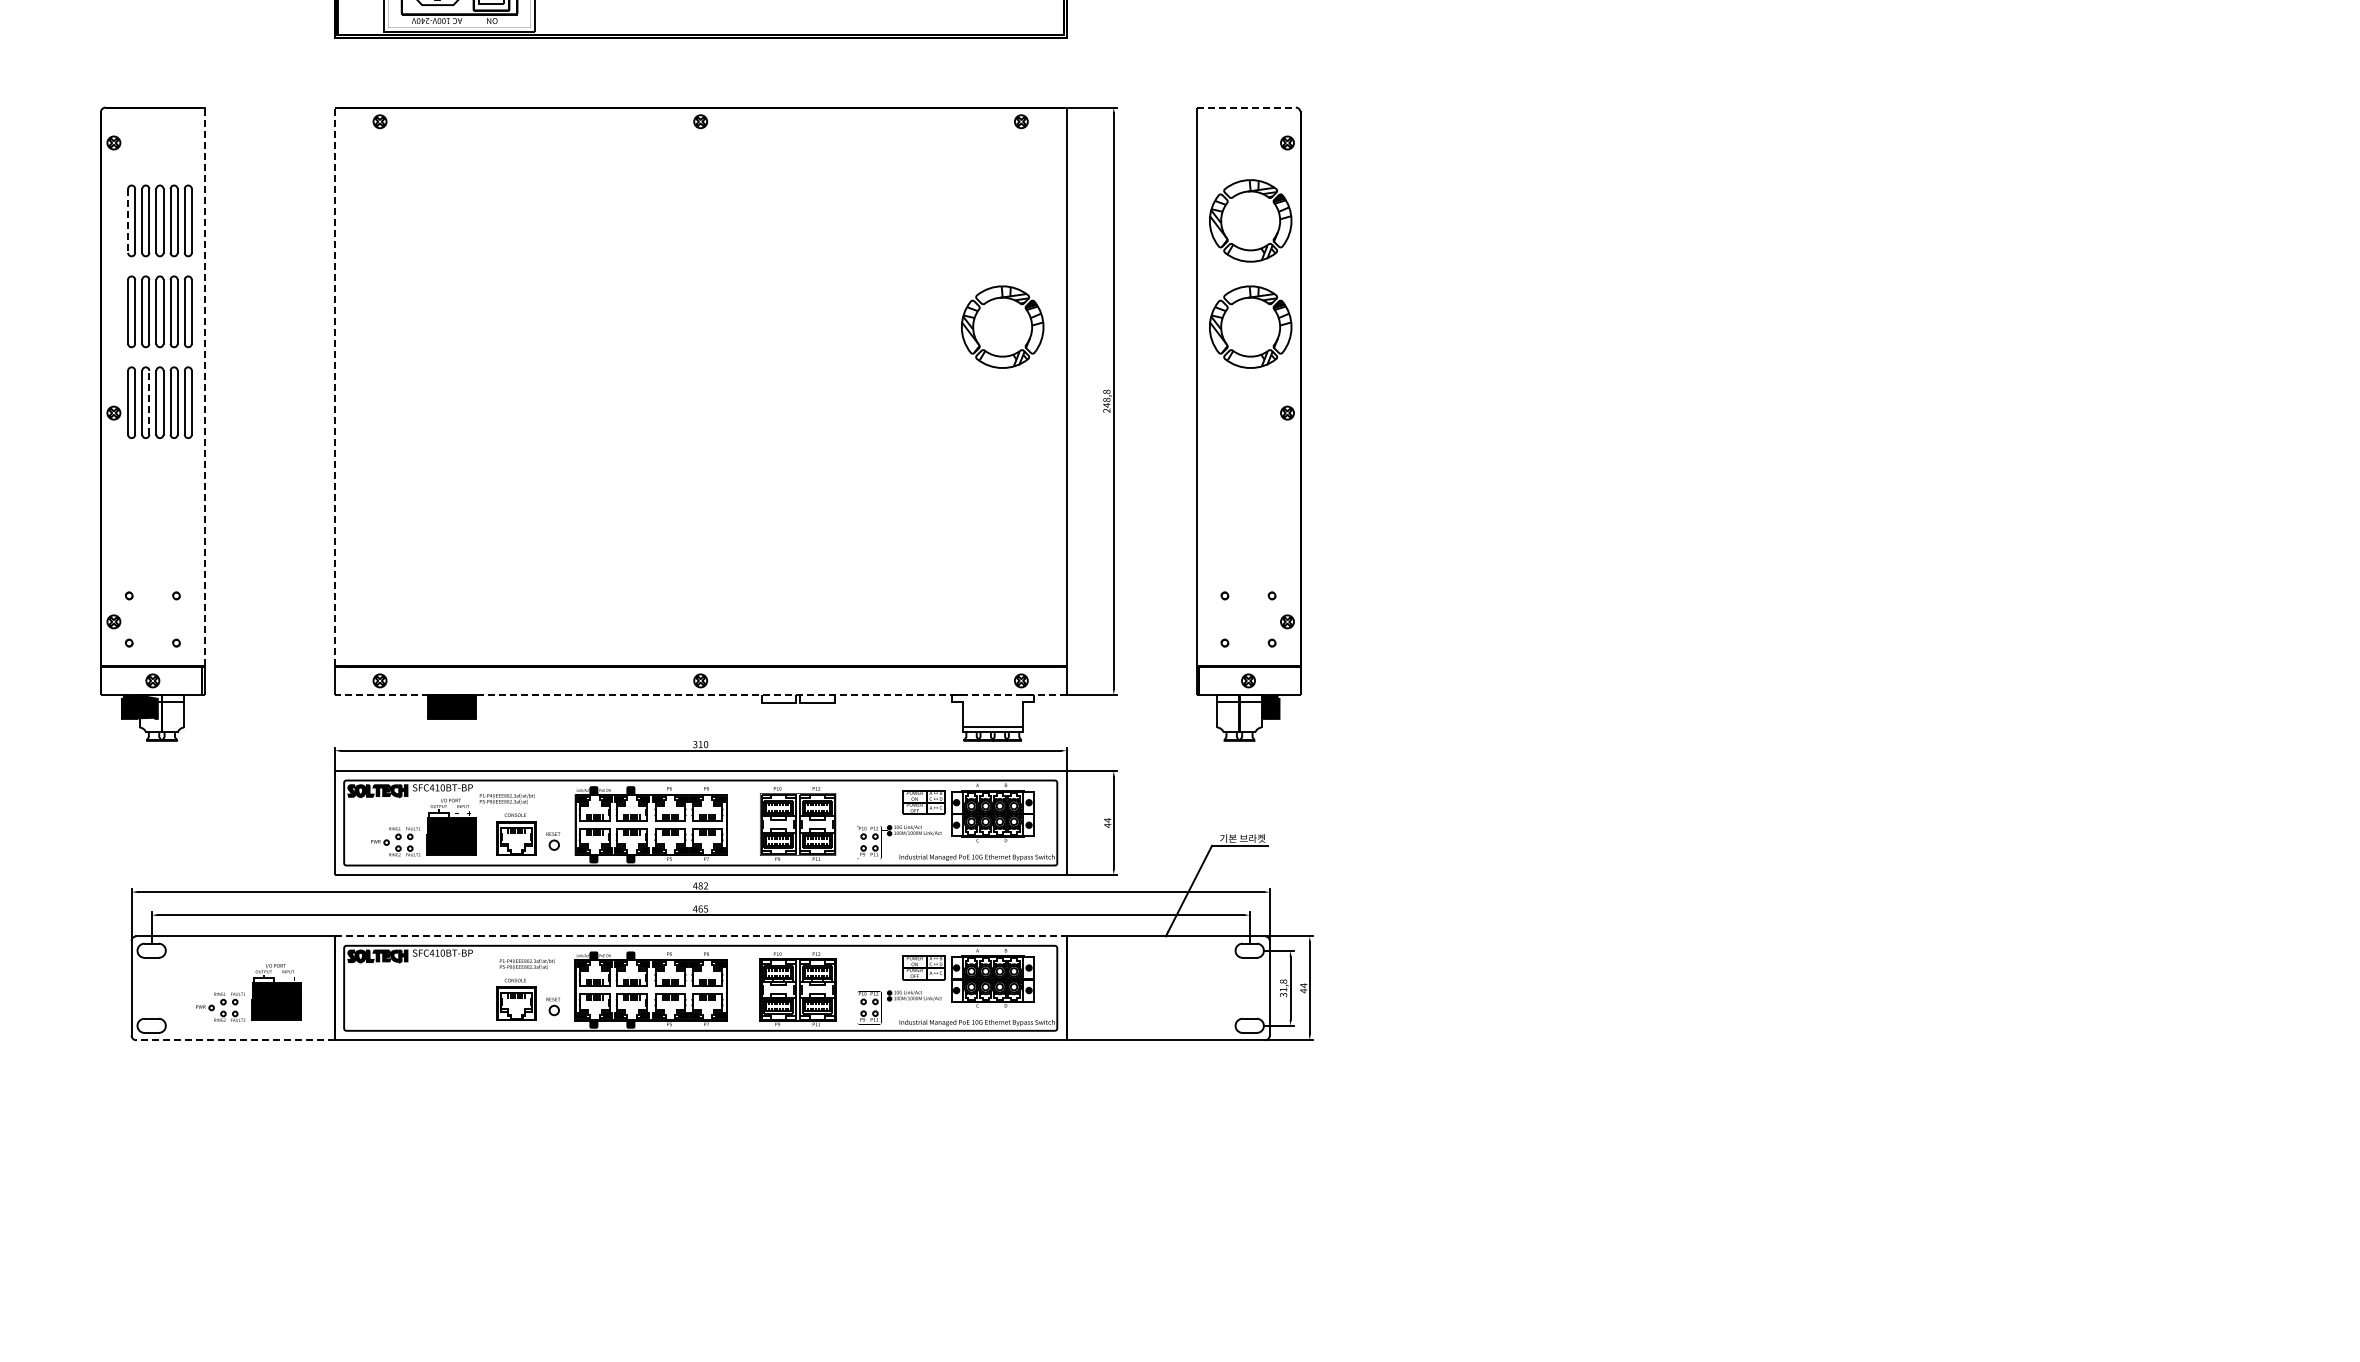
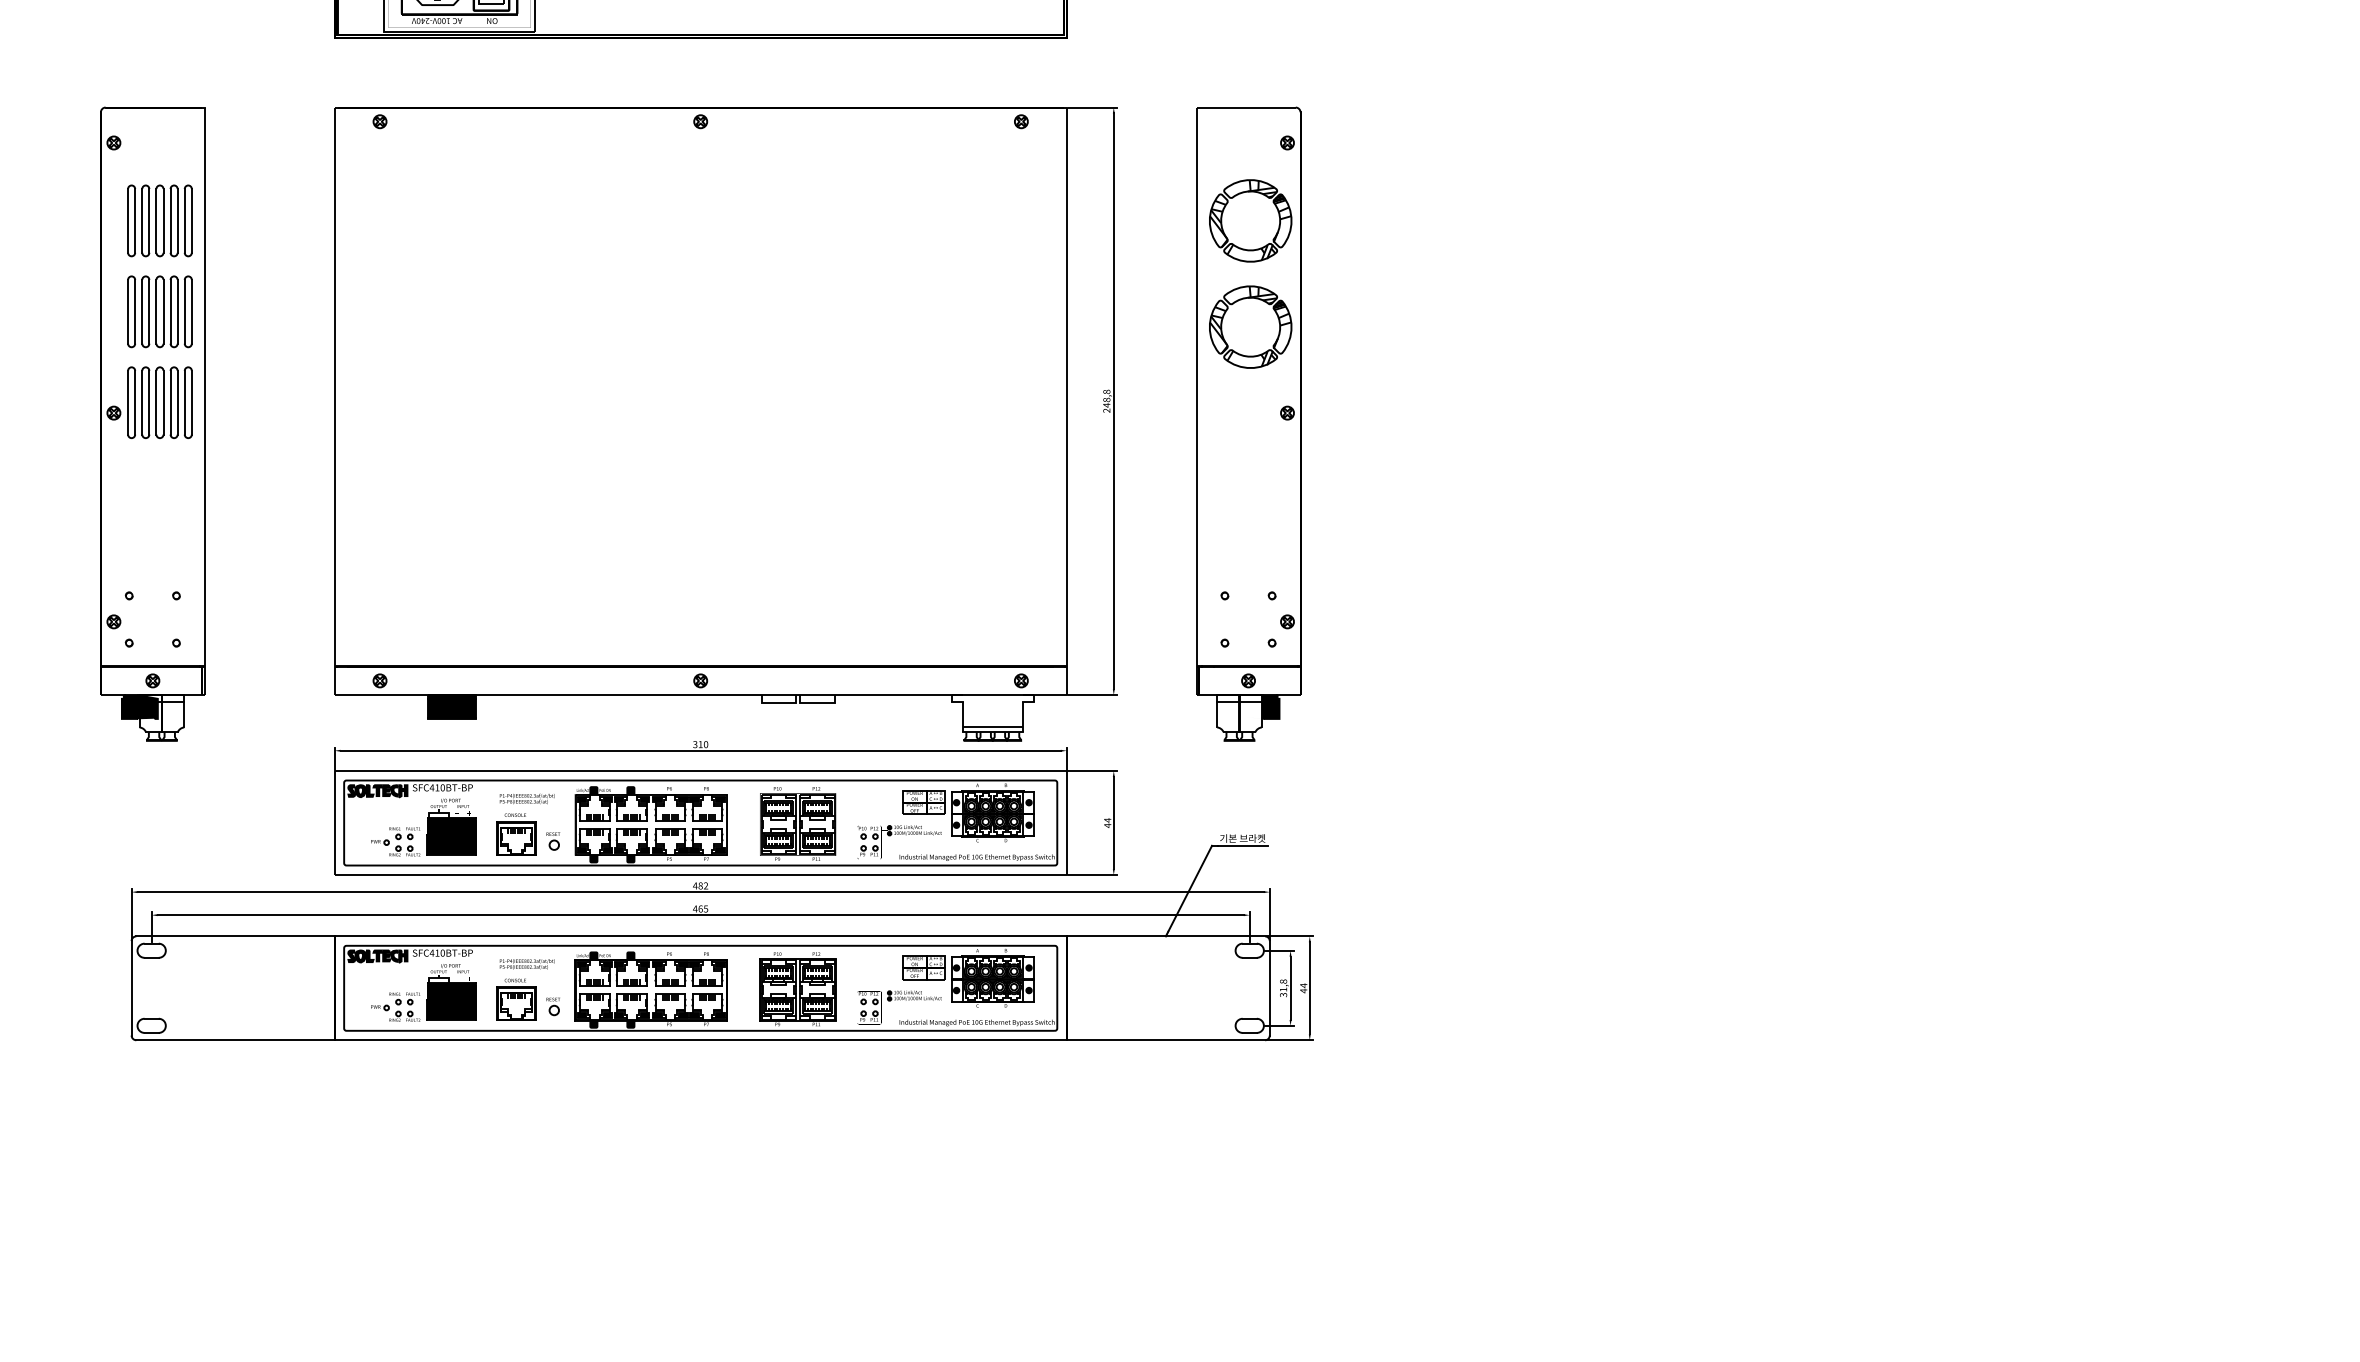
line: dashed -> solid (1246, 107)
line: dashed -> solid (128, 220)
part: present -> none (997, 299)
line: dashed -> solid (204, 386)
line: dashed -> solid (334, 386)
line: dashed -> solid (149, 402)
line: dashed -> solid (700, 695)
text position: (506, 798) -> (526, 798) (526, 798)
line: dashed -> solid (701, 936)
part position: (248, 992) -> (423, 992) (423, 992)
line: dashed -> solid (235, 1040)
